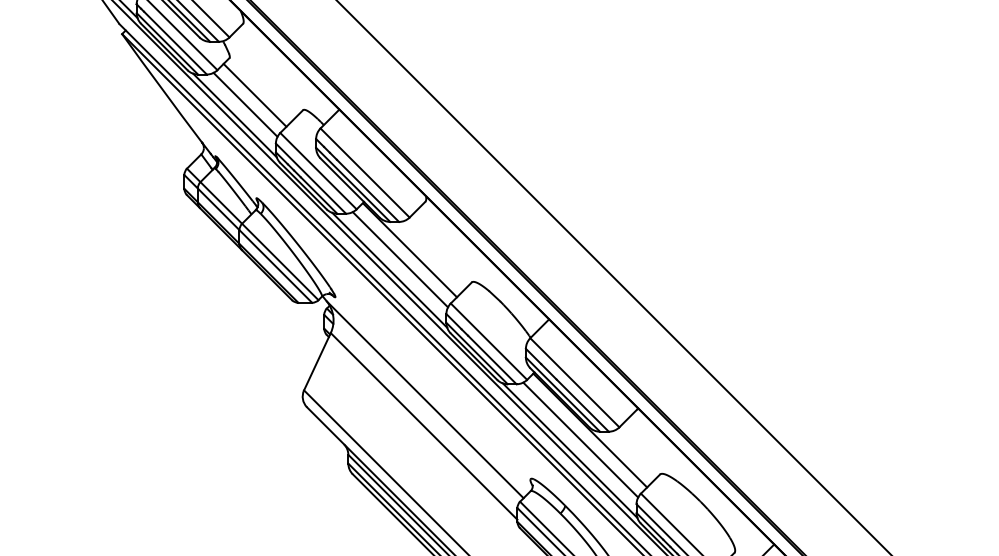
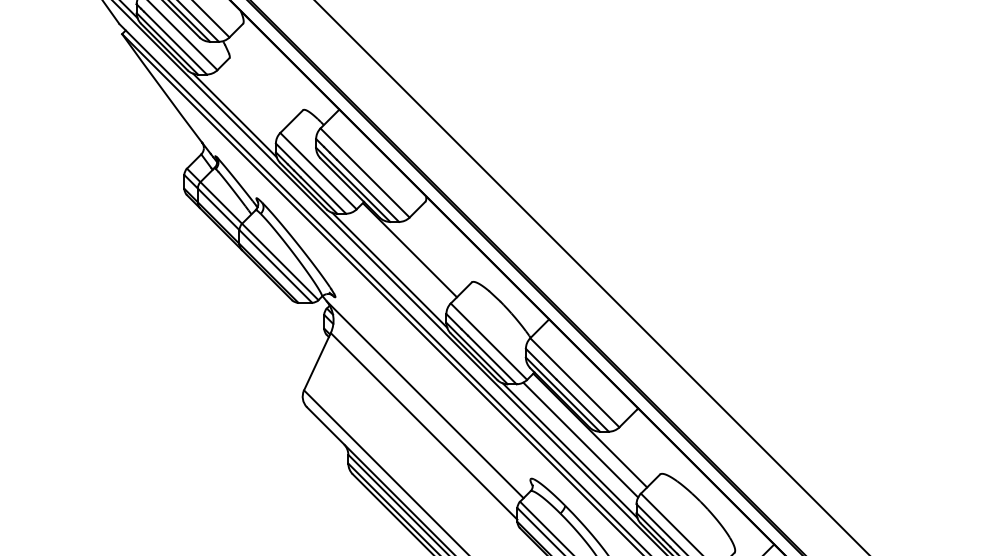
line: present -> none (254, 94)
line: present -> none (245, 104)
line: present -> none (400, 259)
line position: (613, 277) -> (591, 277) (591, 277)
